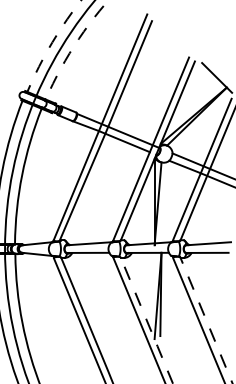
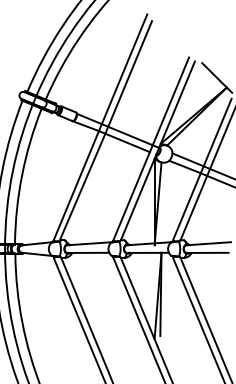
arc: dashed -> solid (51, 44)
arc: dashed -> solid (73, 47)
line: dashed -> solid (146, 319)
line: dashed -> solid (206, 320)
